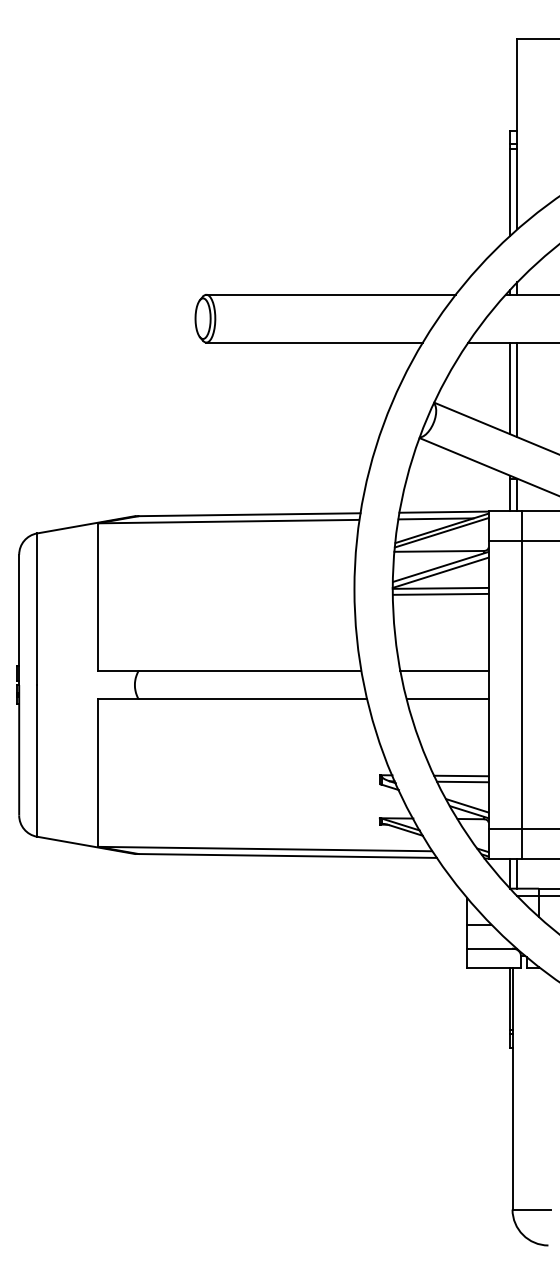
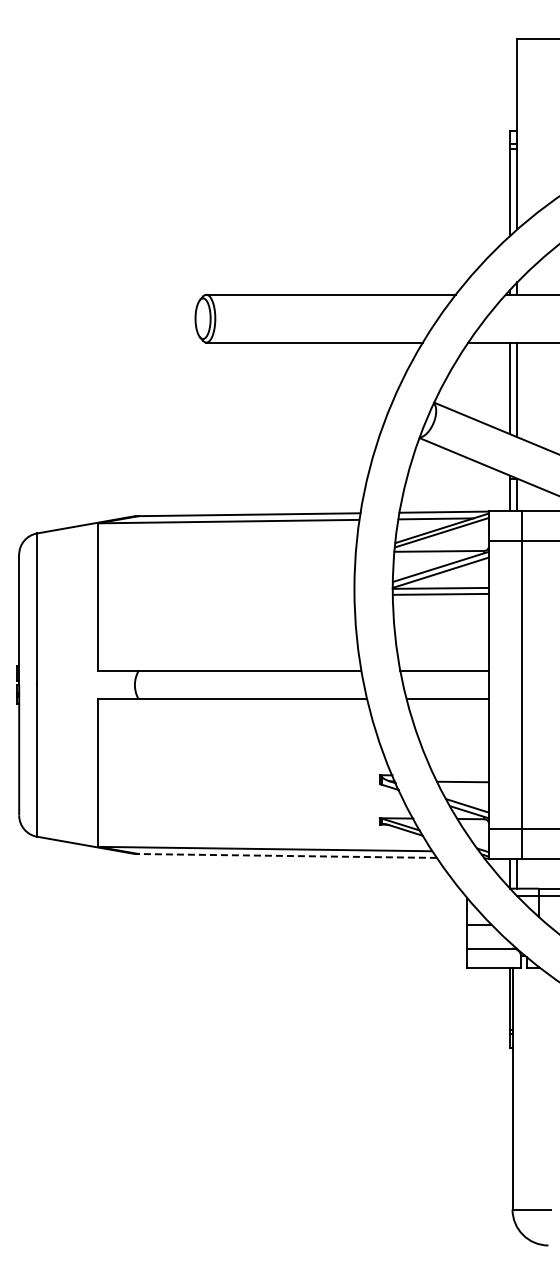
line: present -> none (461, 775)
line: solid -> dashed (287, 855)
